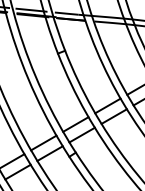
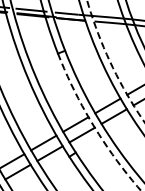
arc: solid -> dashed (110, 62)
arc: solid -> dashed (93, 126)
